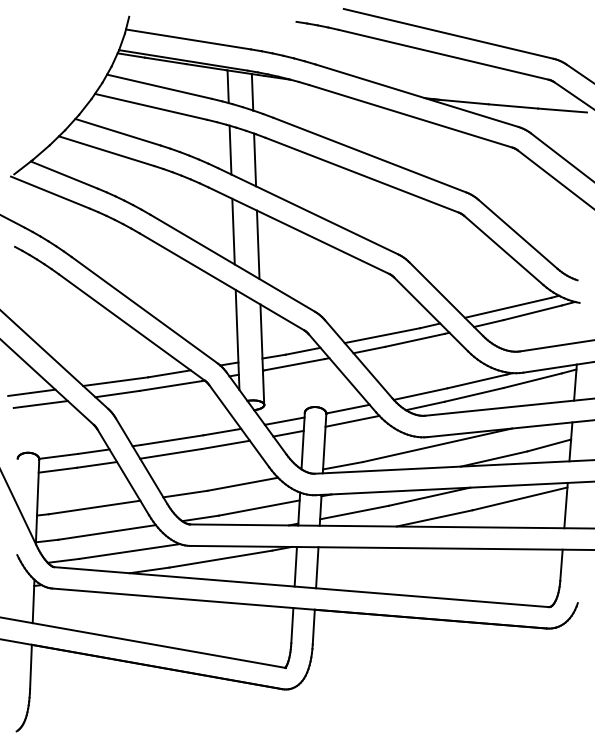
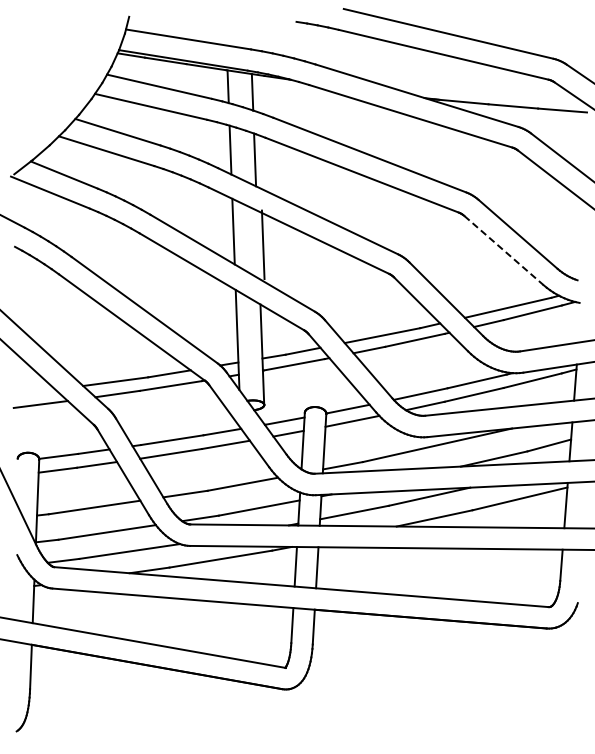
line position: (257, 244) -> (262, 244) (262, 244)
line: solid -> dashed (503, 250)
line: present -> none (31, 392)
